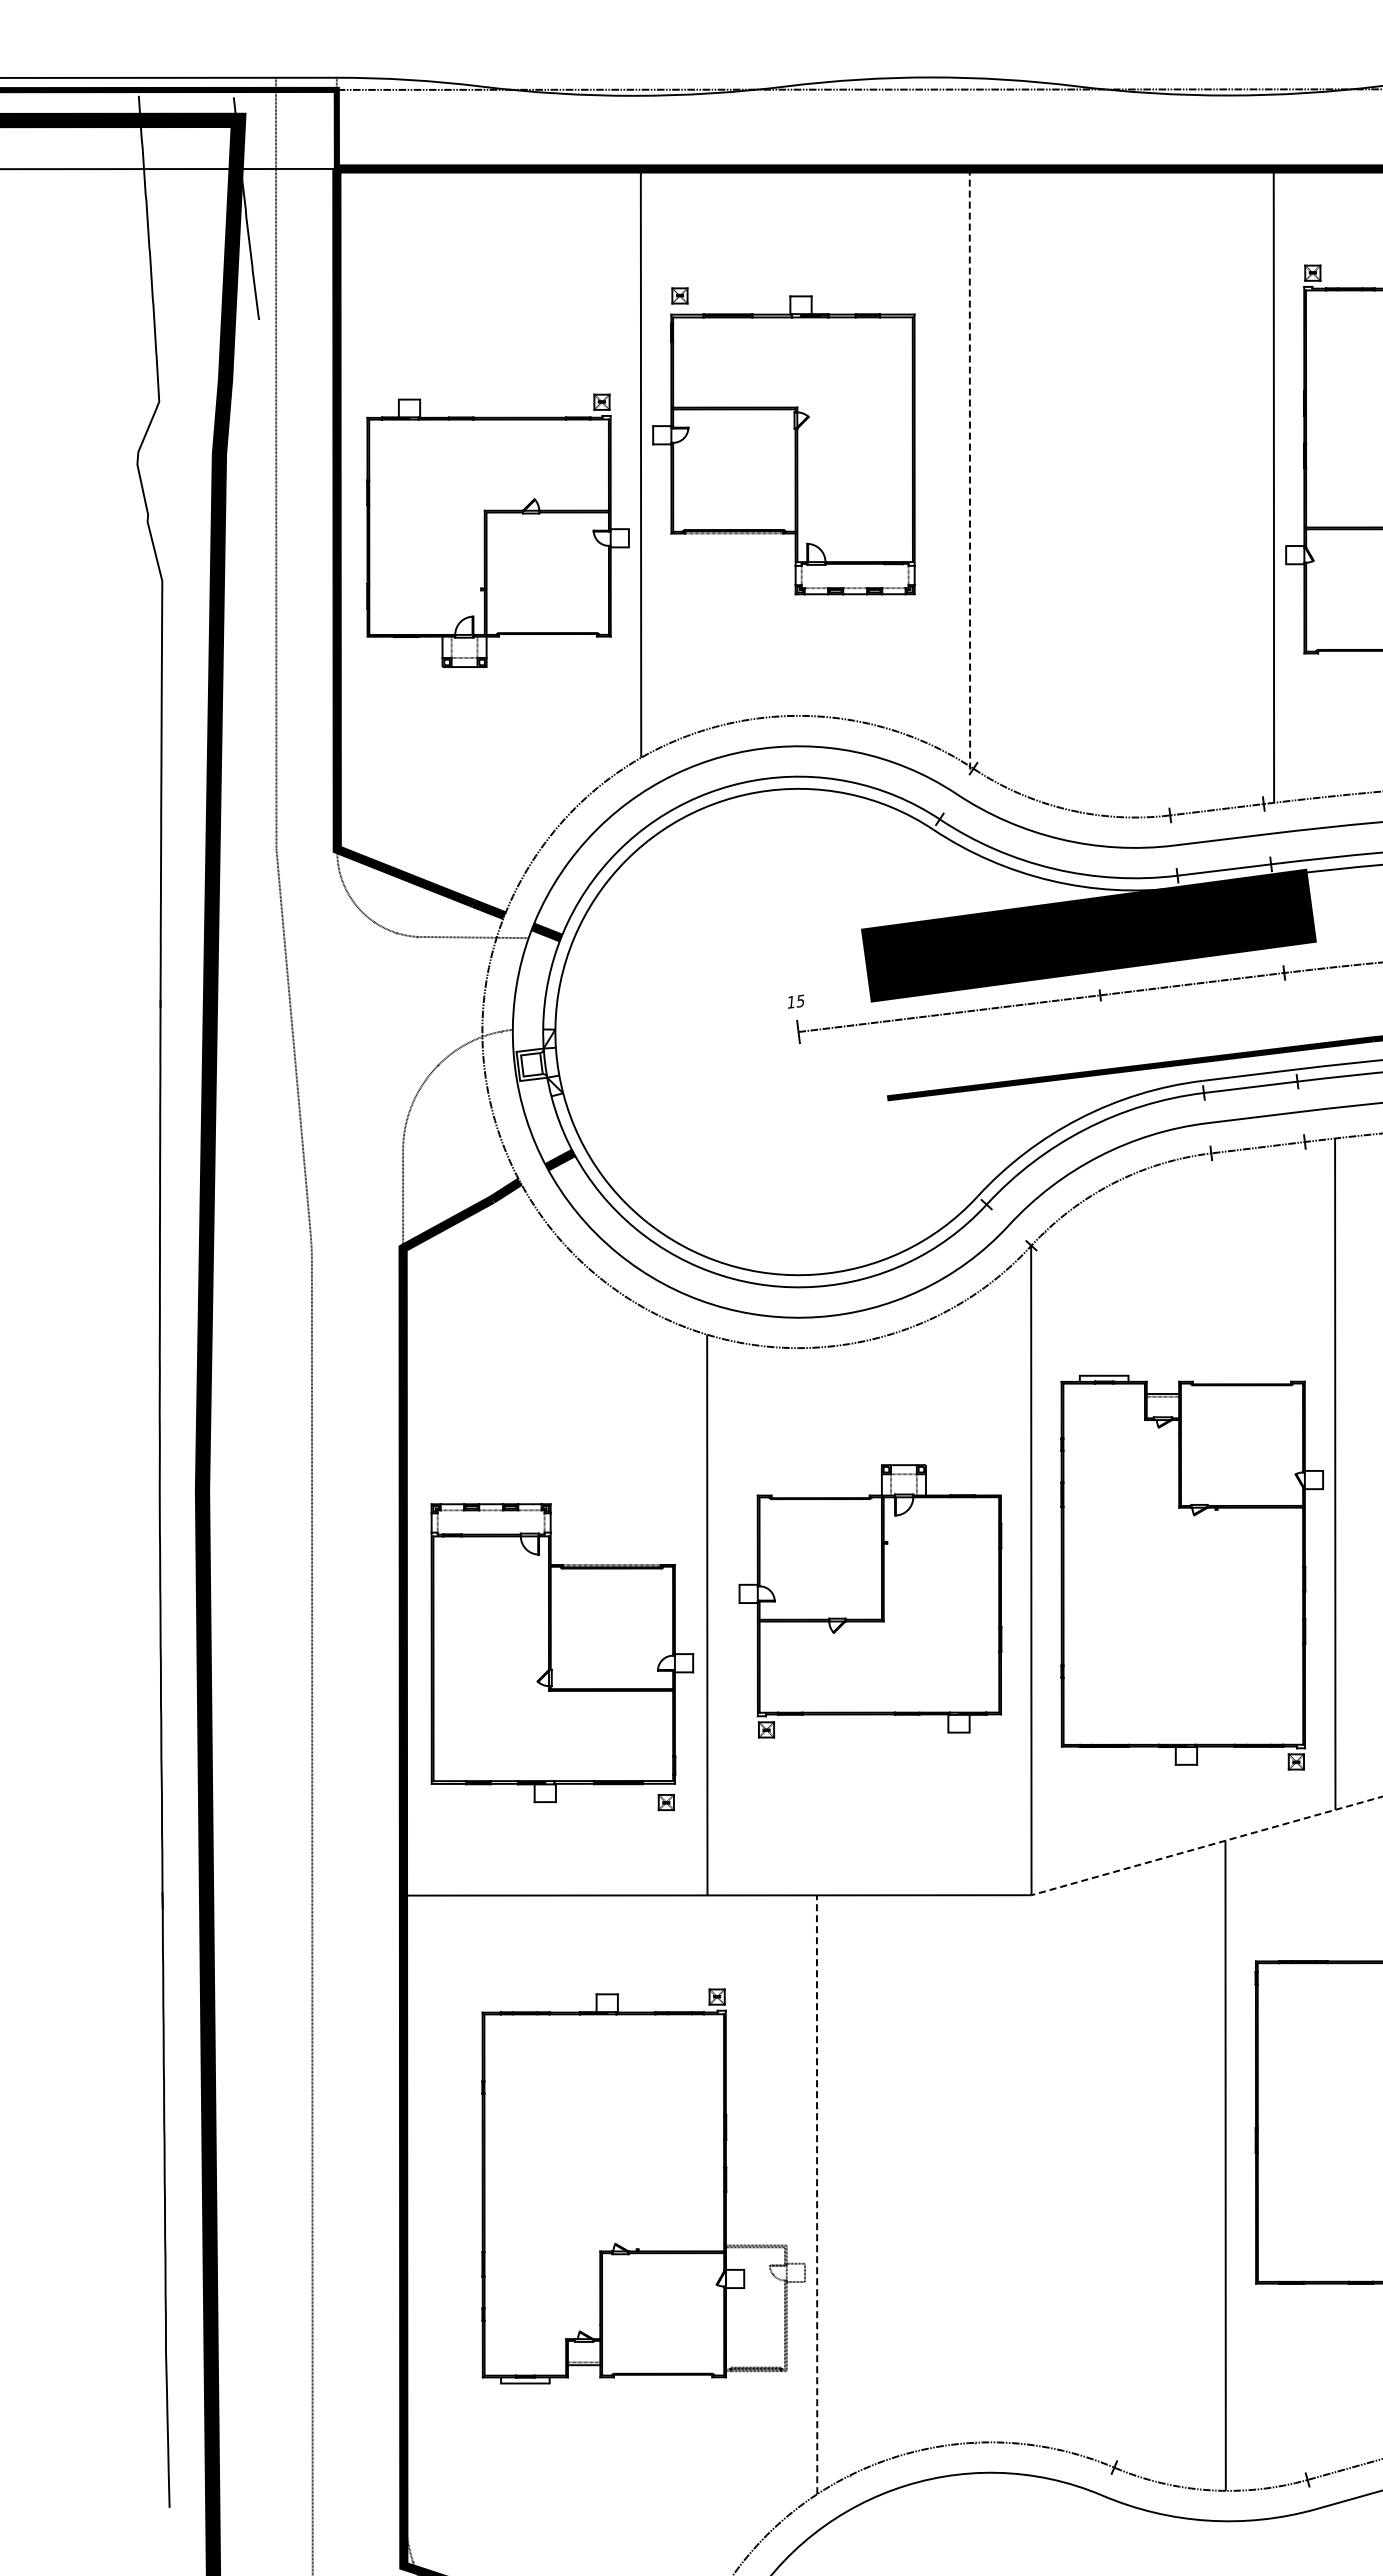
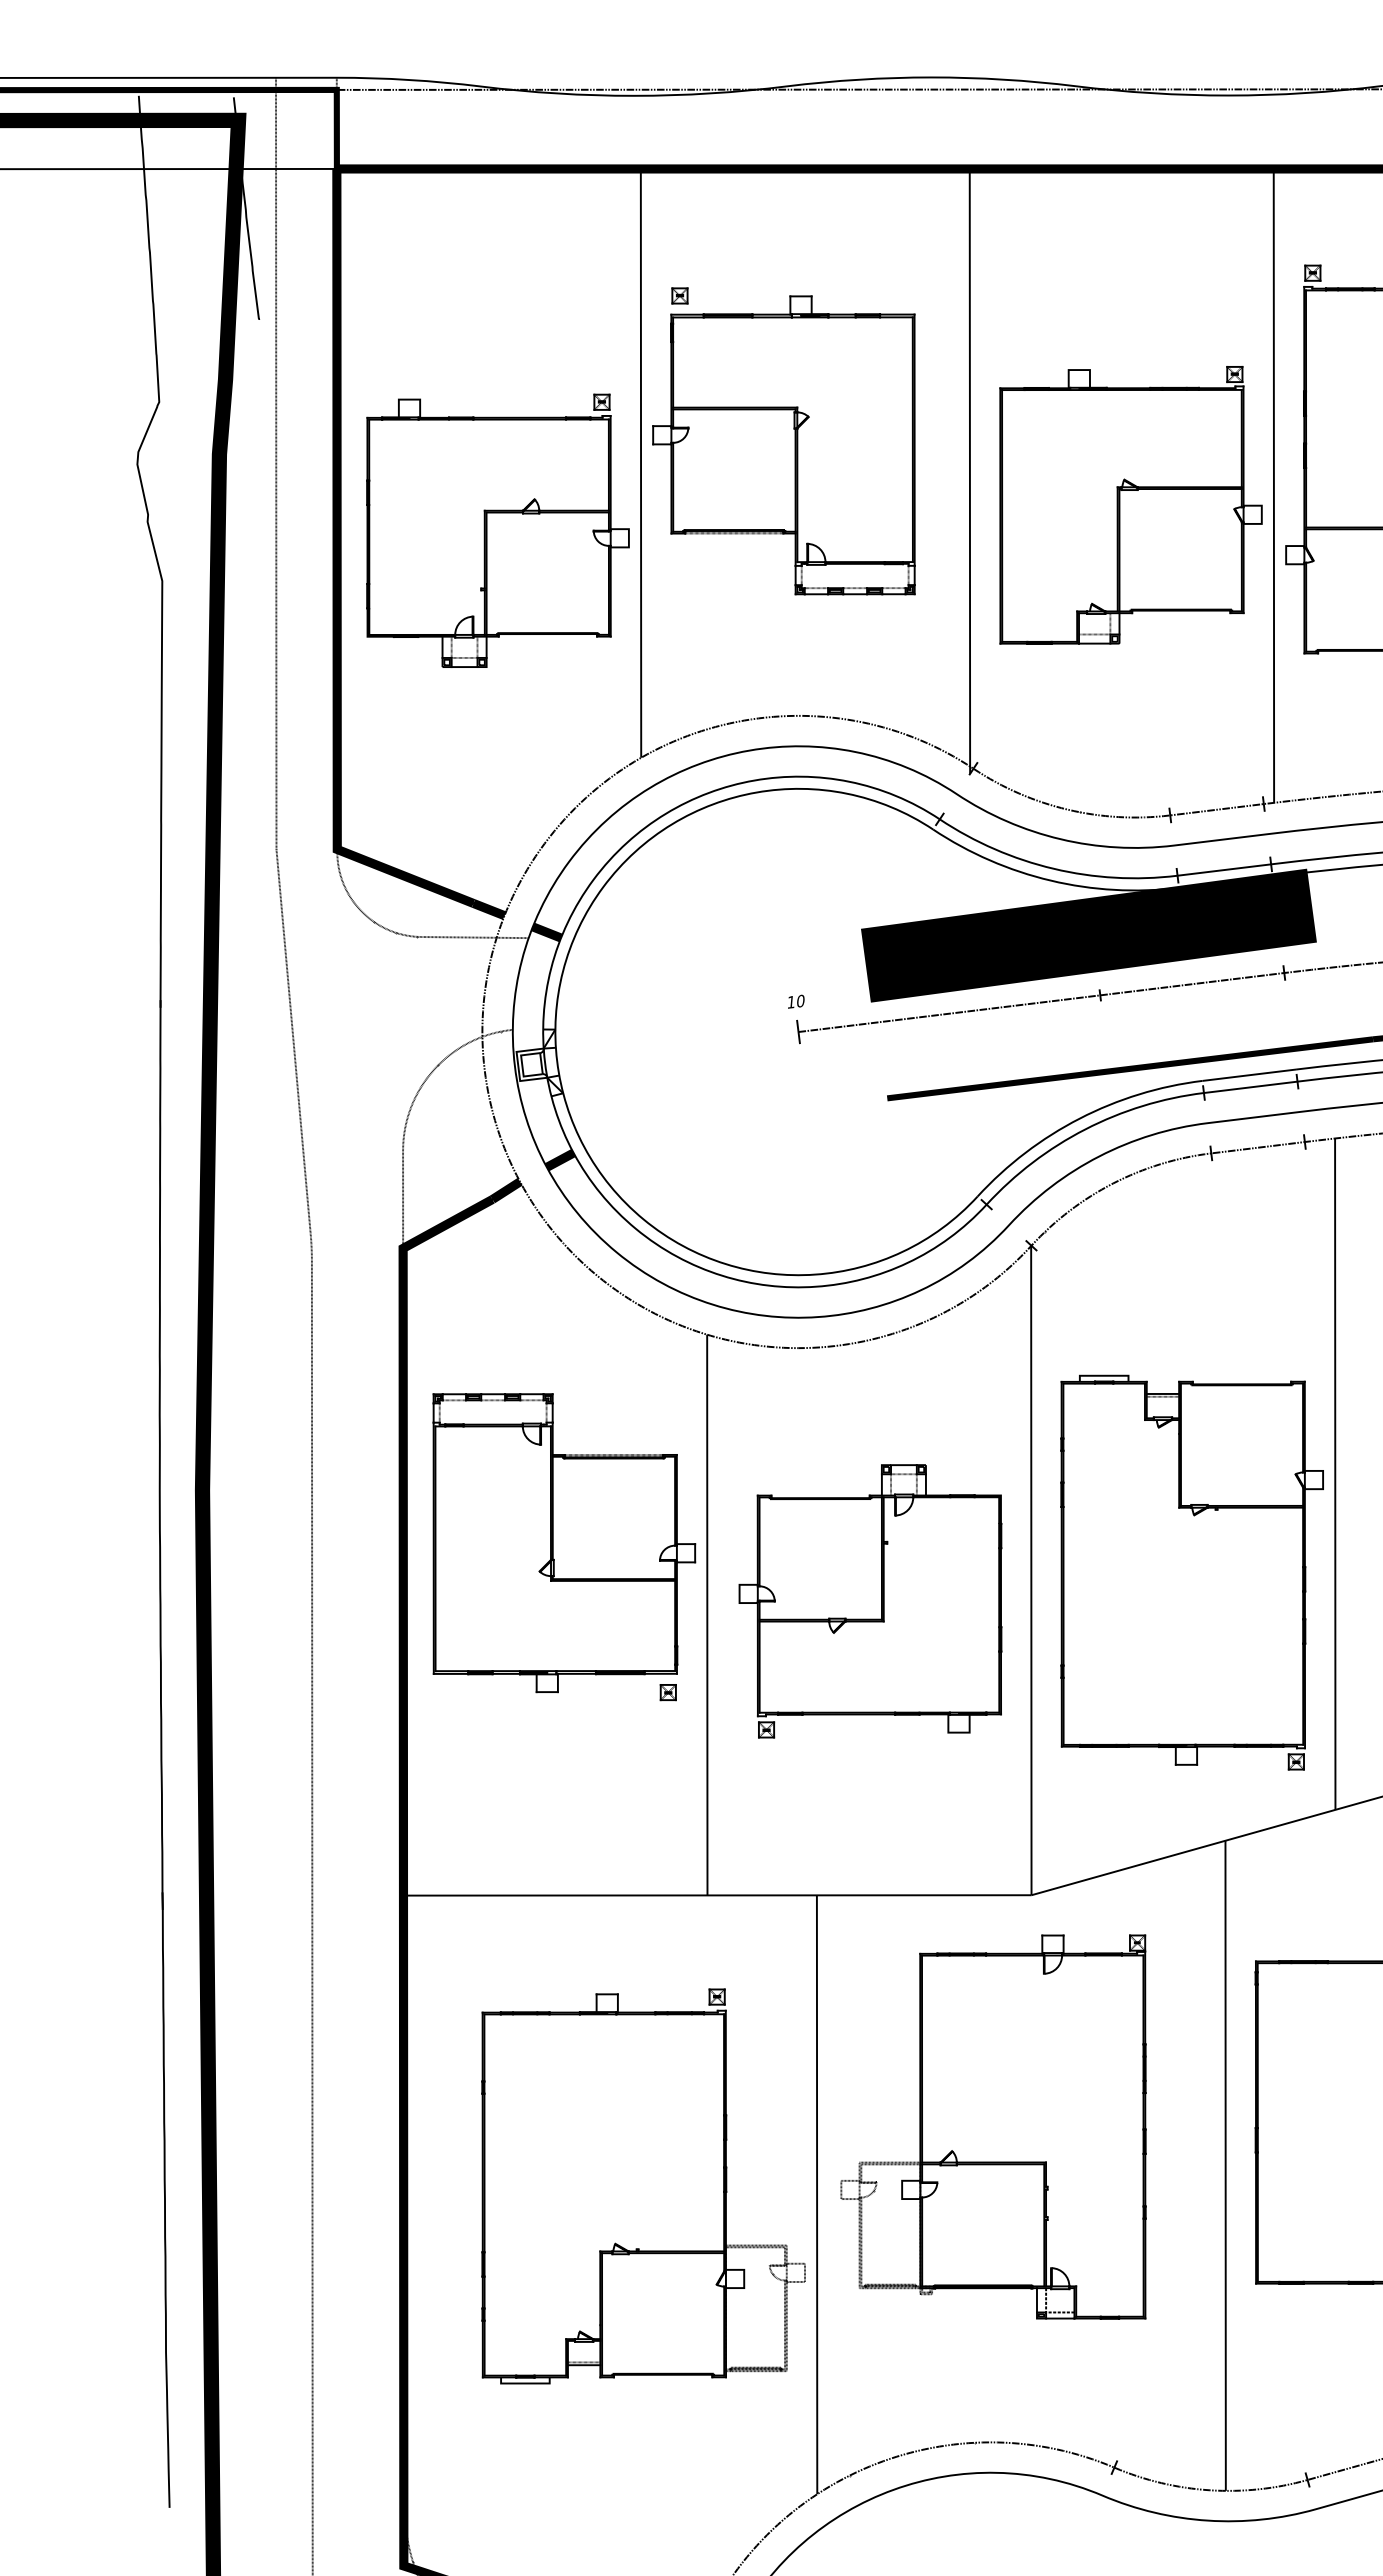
line: dashed -> solid (969, 471)
part: none -> present (1130, 505)
text: 15 -> 10 (800, 1000)
part position: (562, 1657) -> (564, 1547) (564, 1547)
line: dashed -> solid (1206, 1846)
part: none -> present (993, 2126)
line: dashed -> solid (817, 2194)
